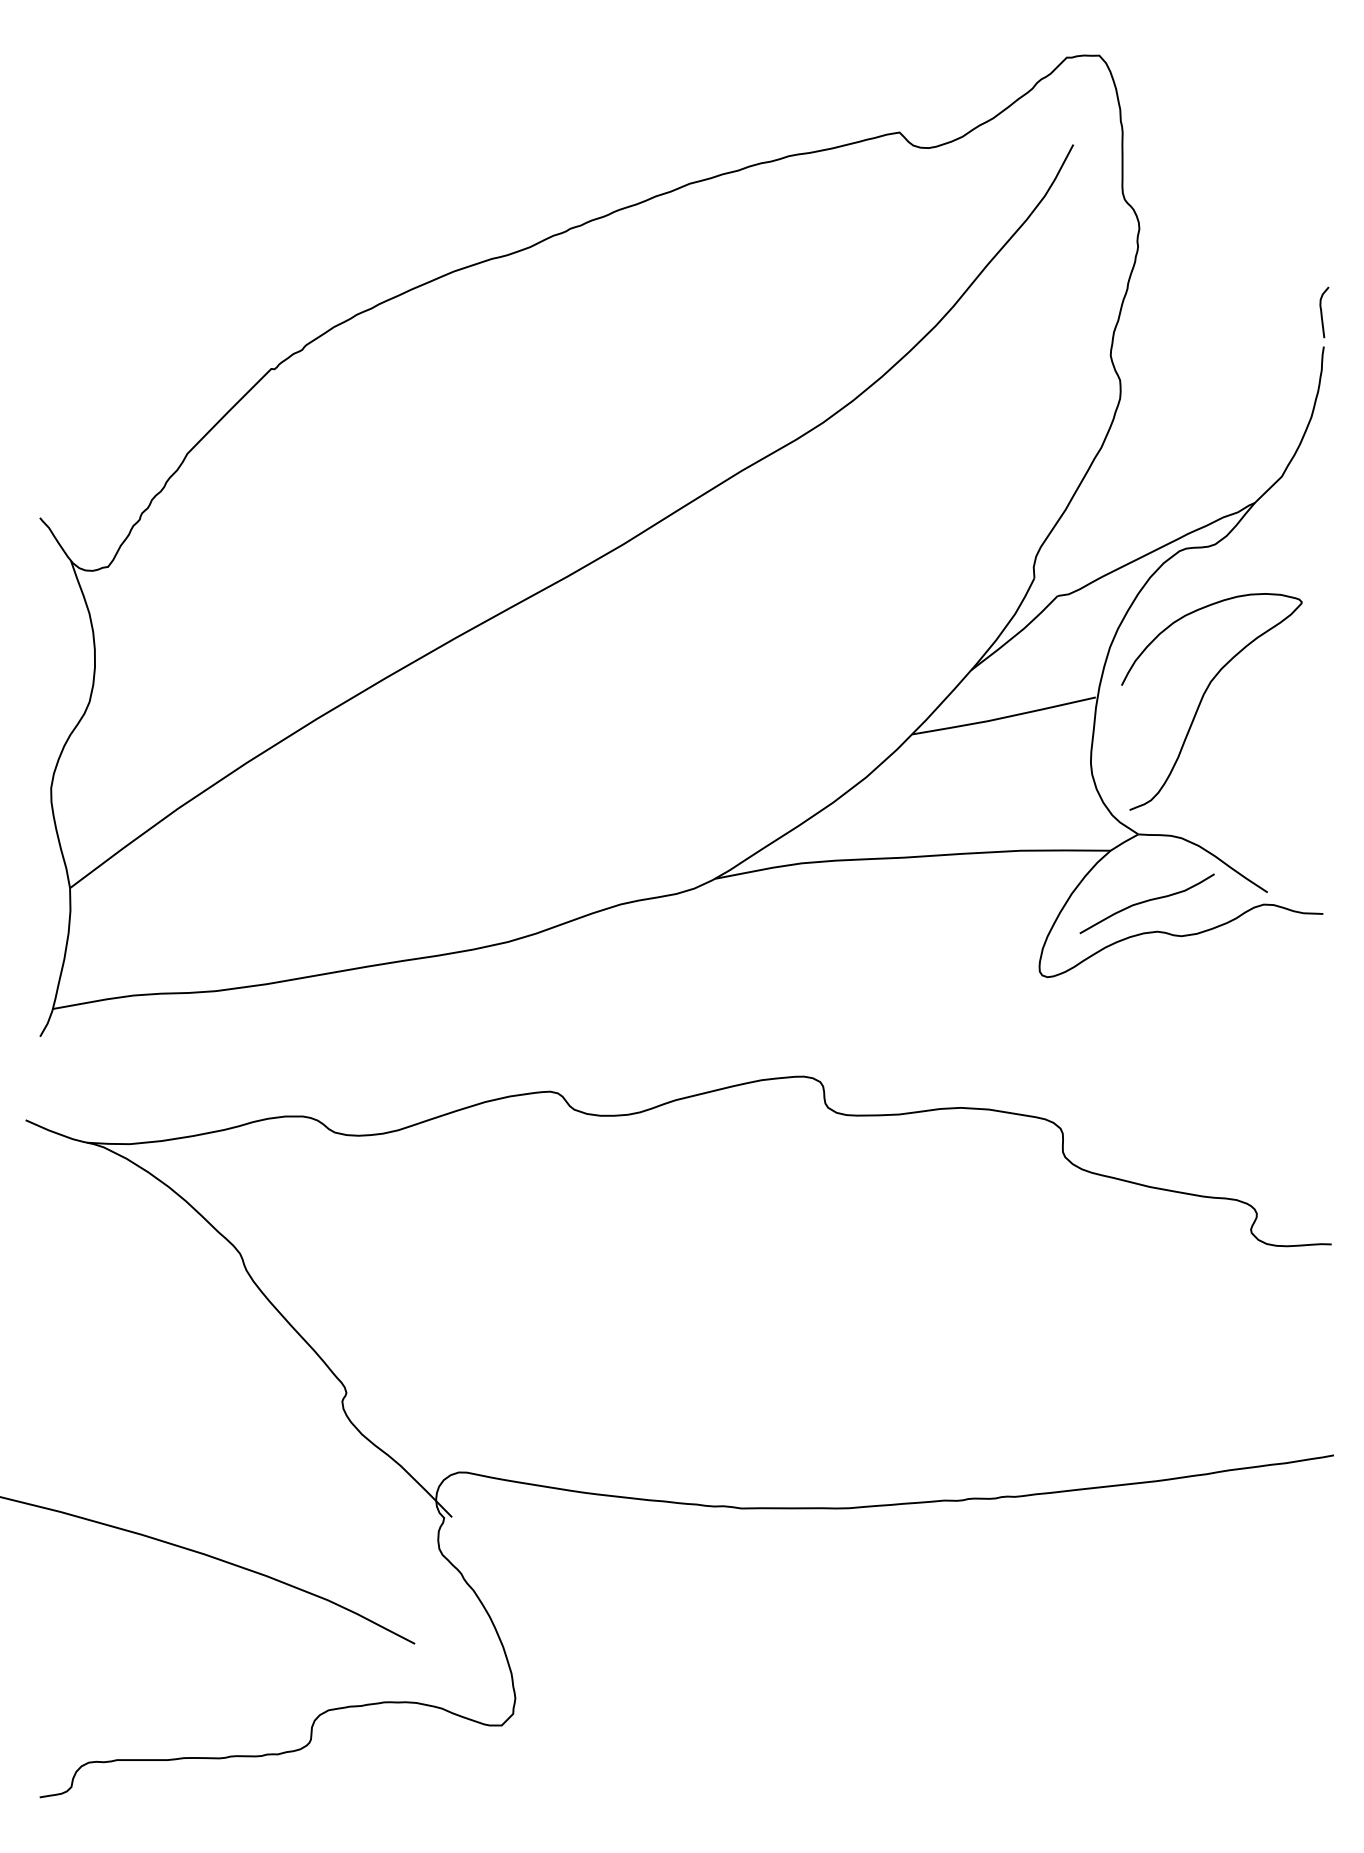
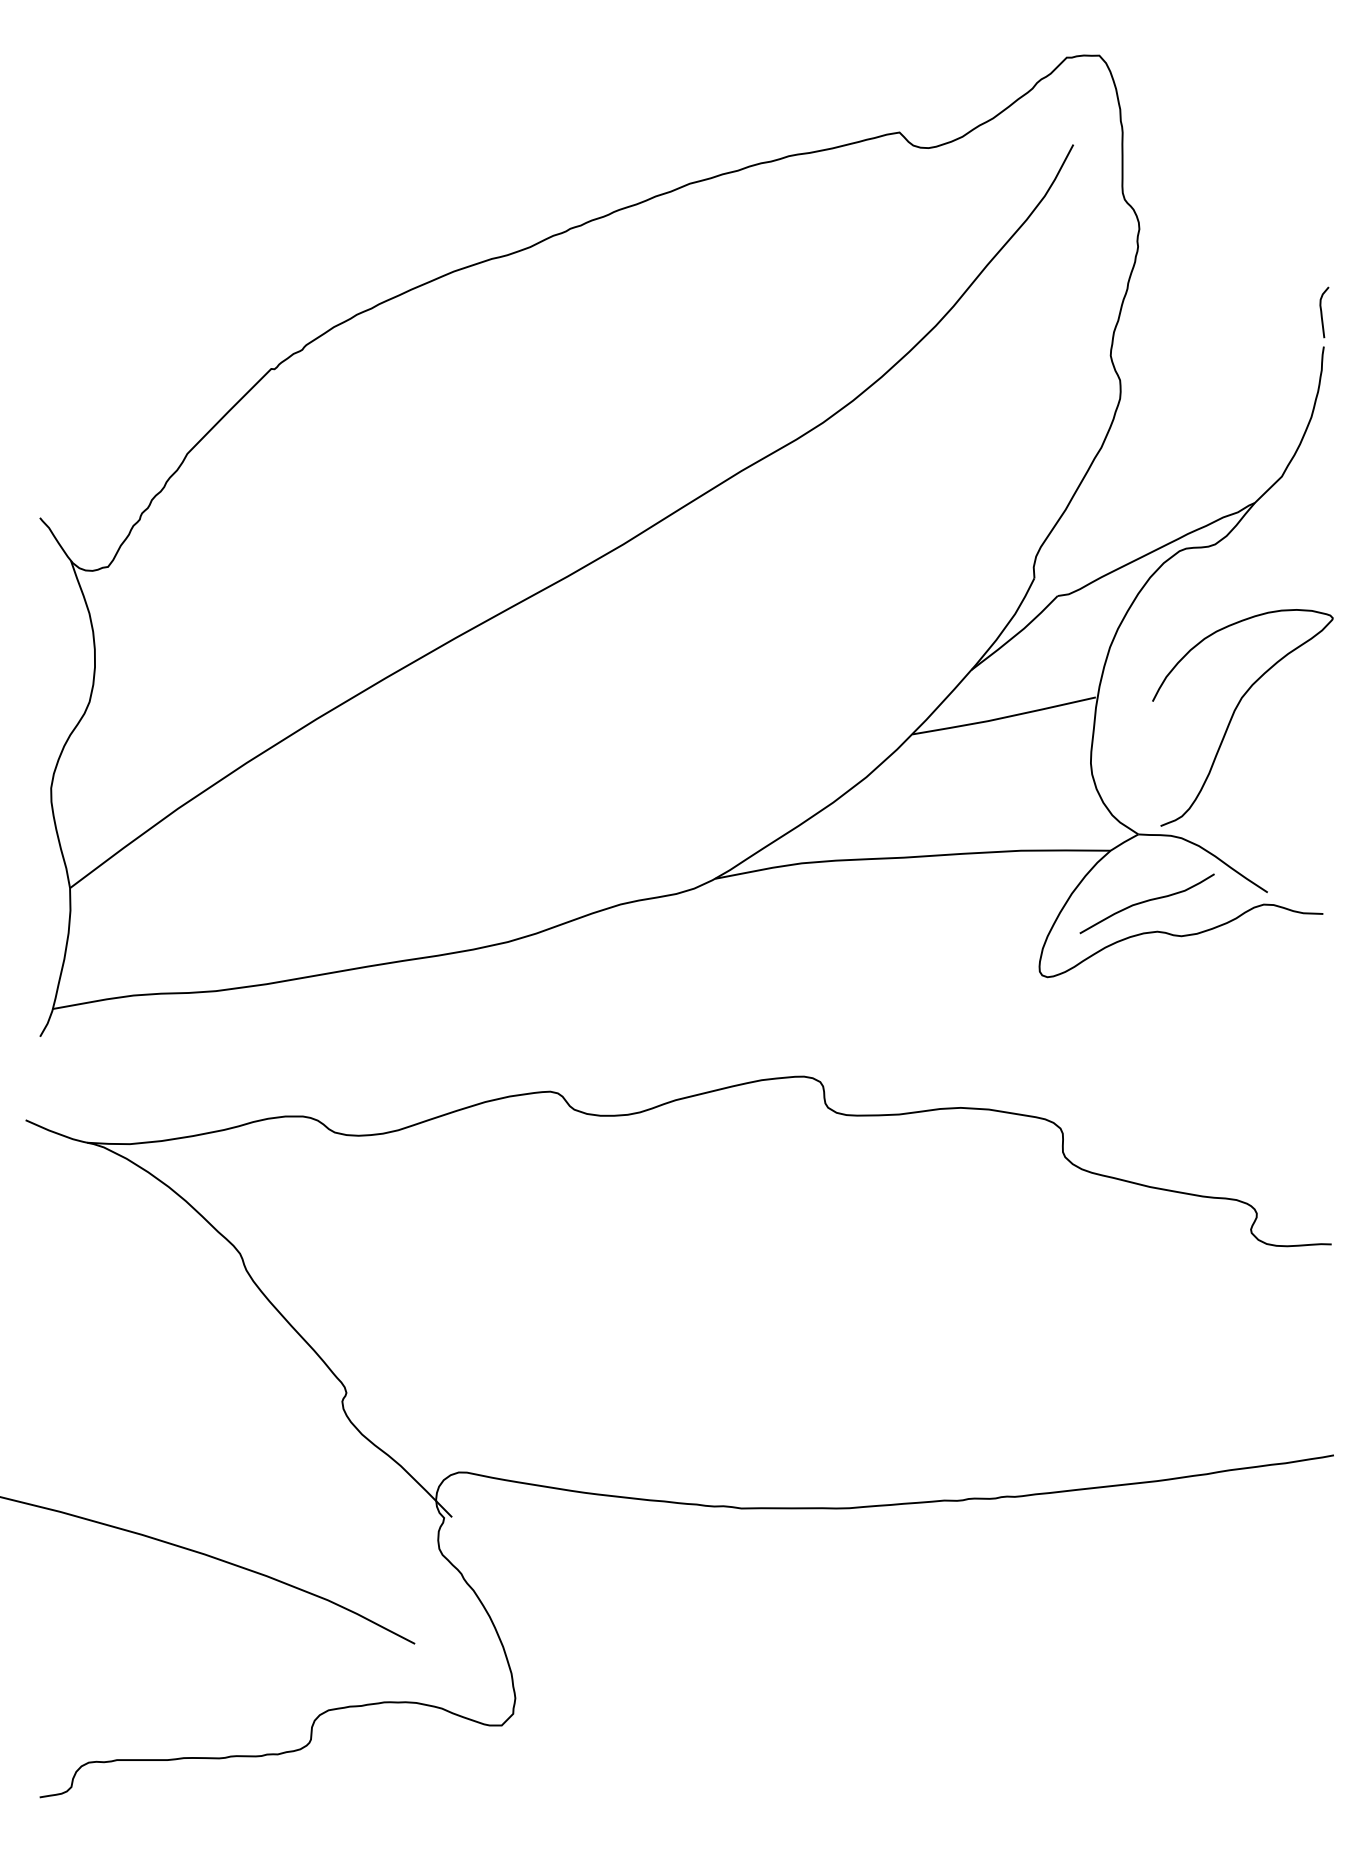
curve position: (1203, 698) -> (1234, 714) (1234, 714)
